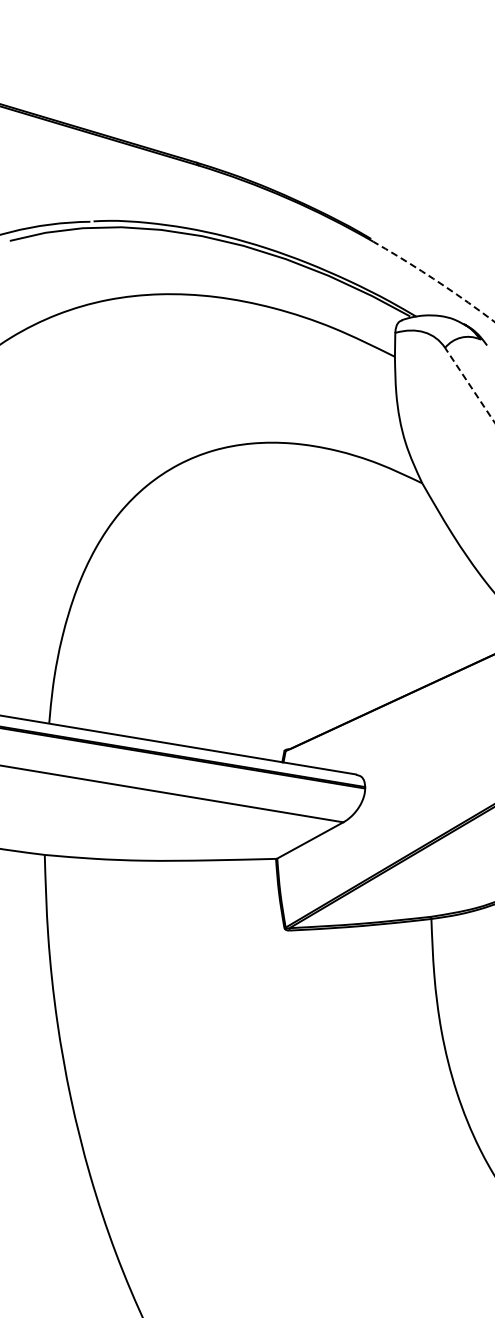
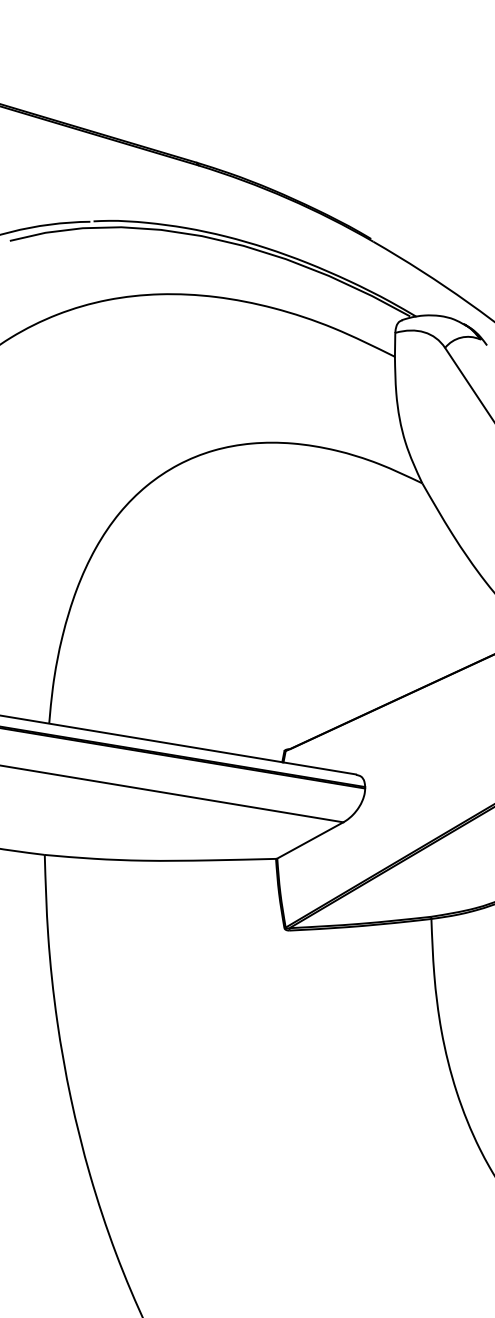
arc: dashed -> solid (435, 280)
line: dashed -> solid (469, 385)
